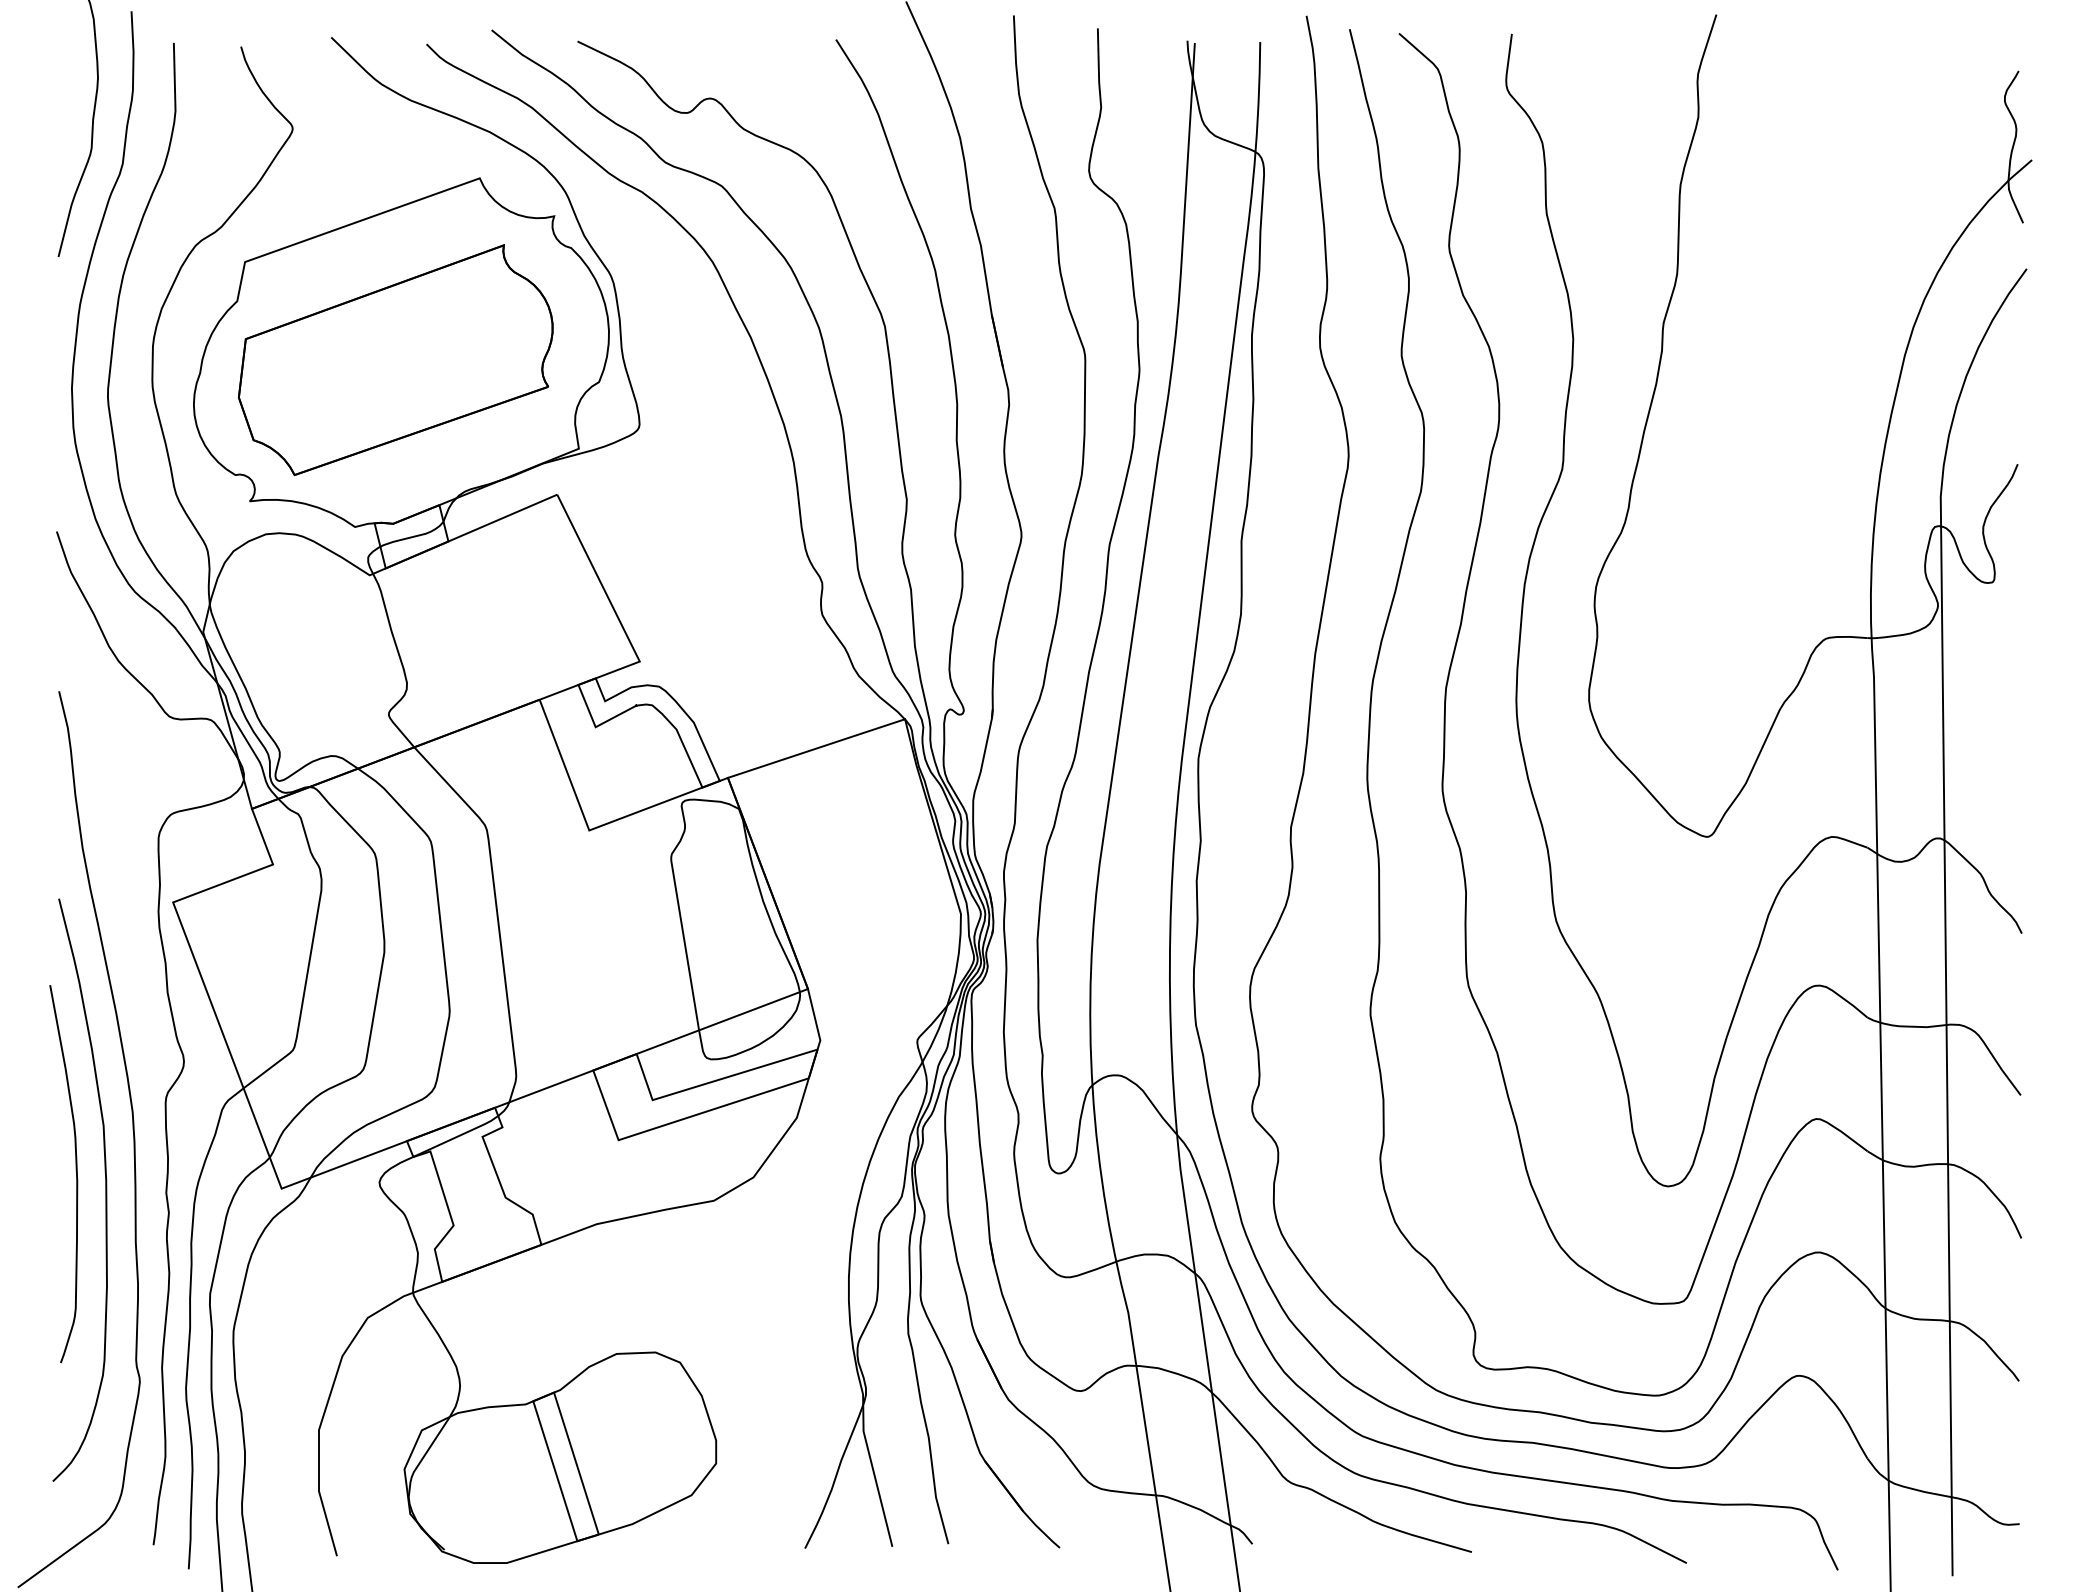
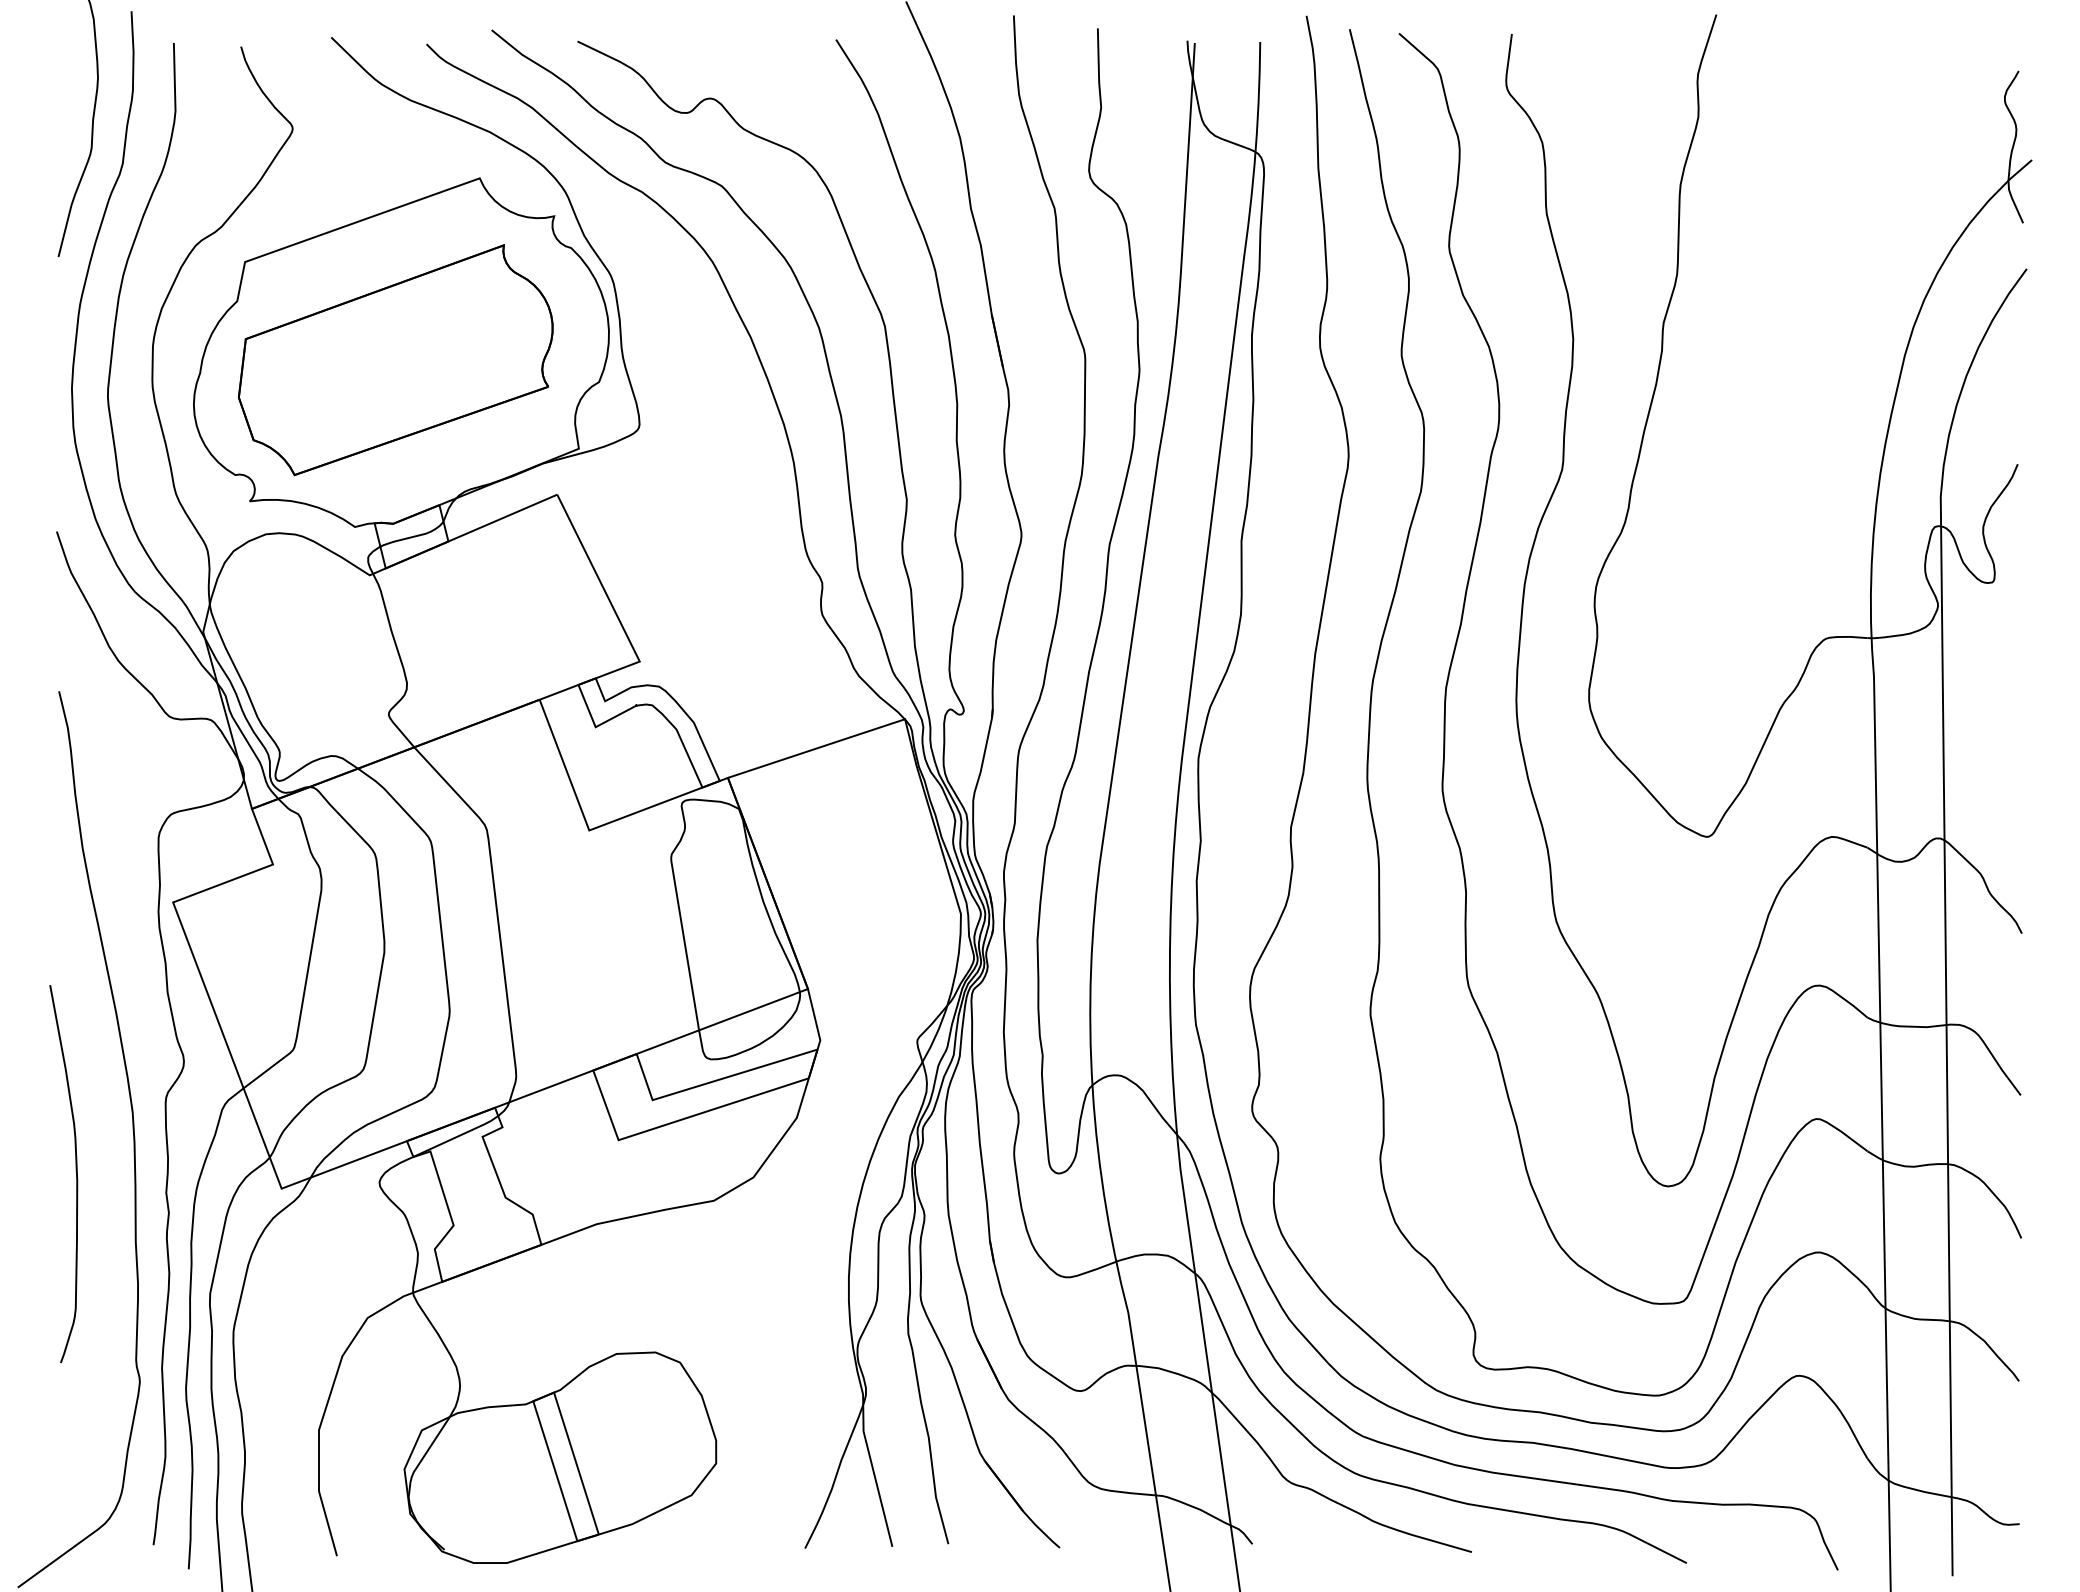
curve: present -> none (105, 1189)
